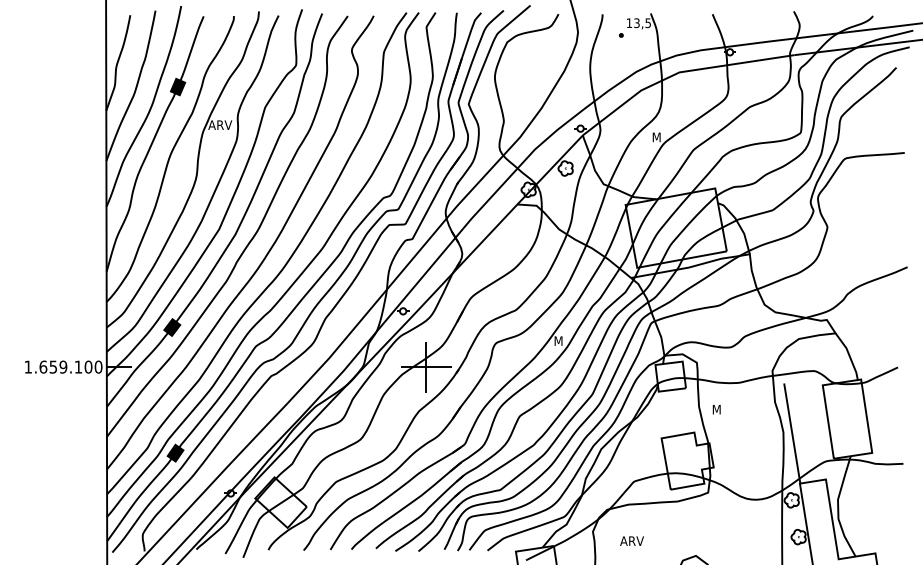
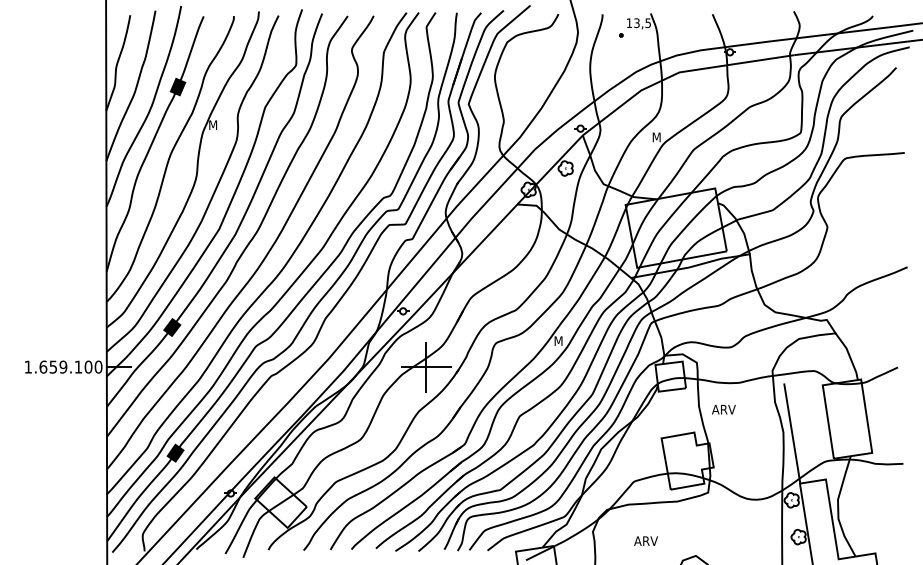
text: ARV -> M (220, 124)
text: M -> ARV (723, 409)
text position: (631, 540) -> (645, 540) (645, 540)
